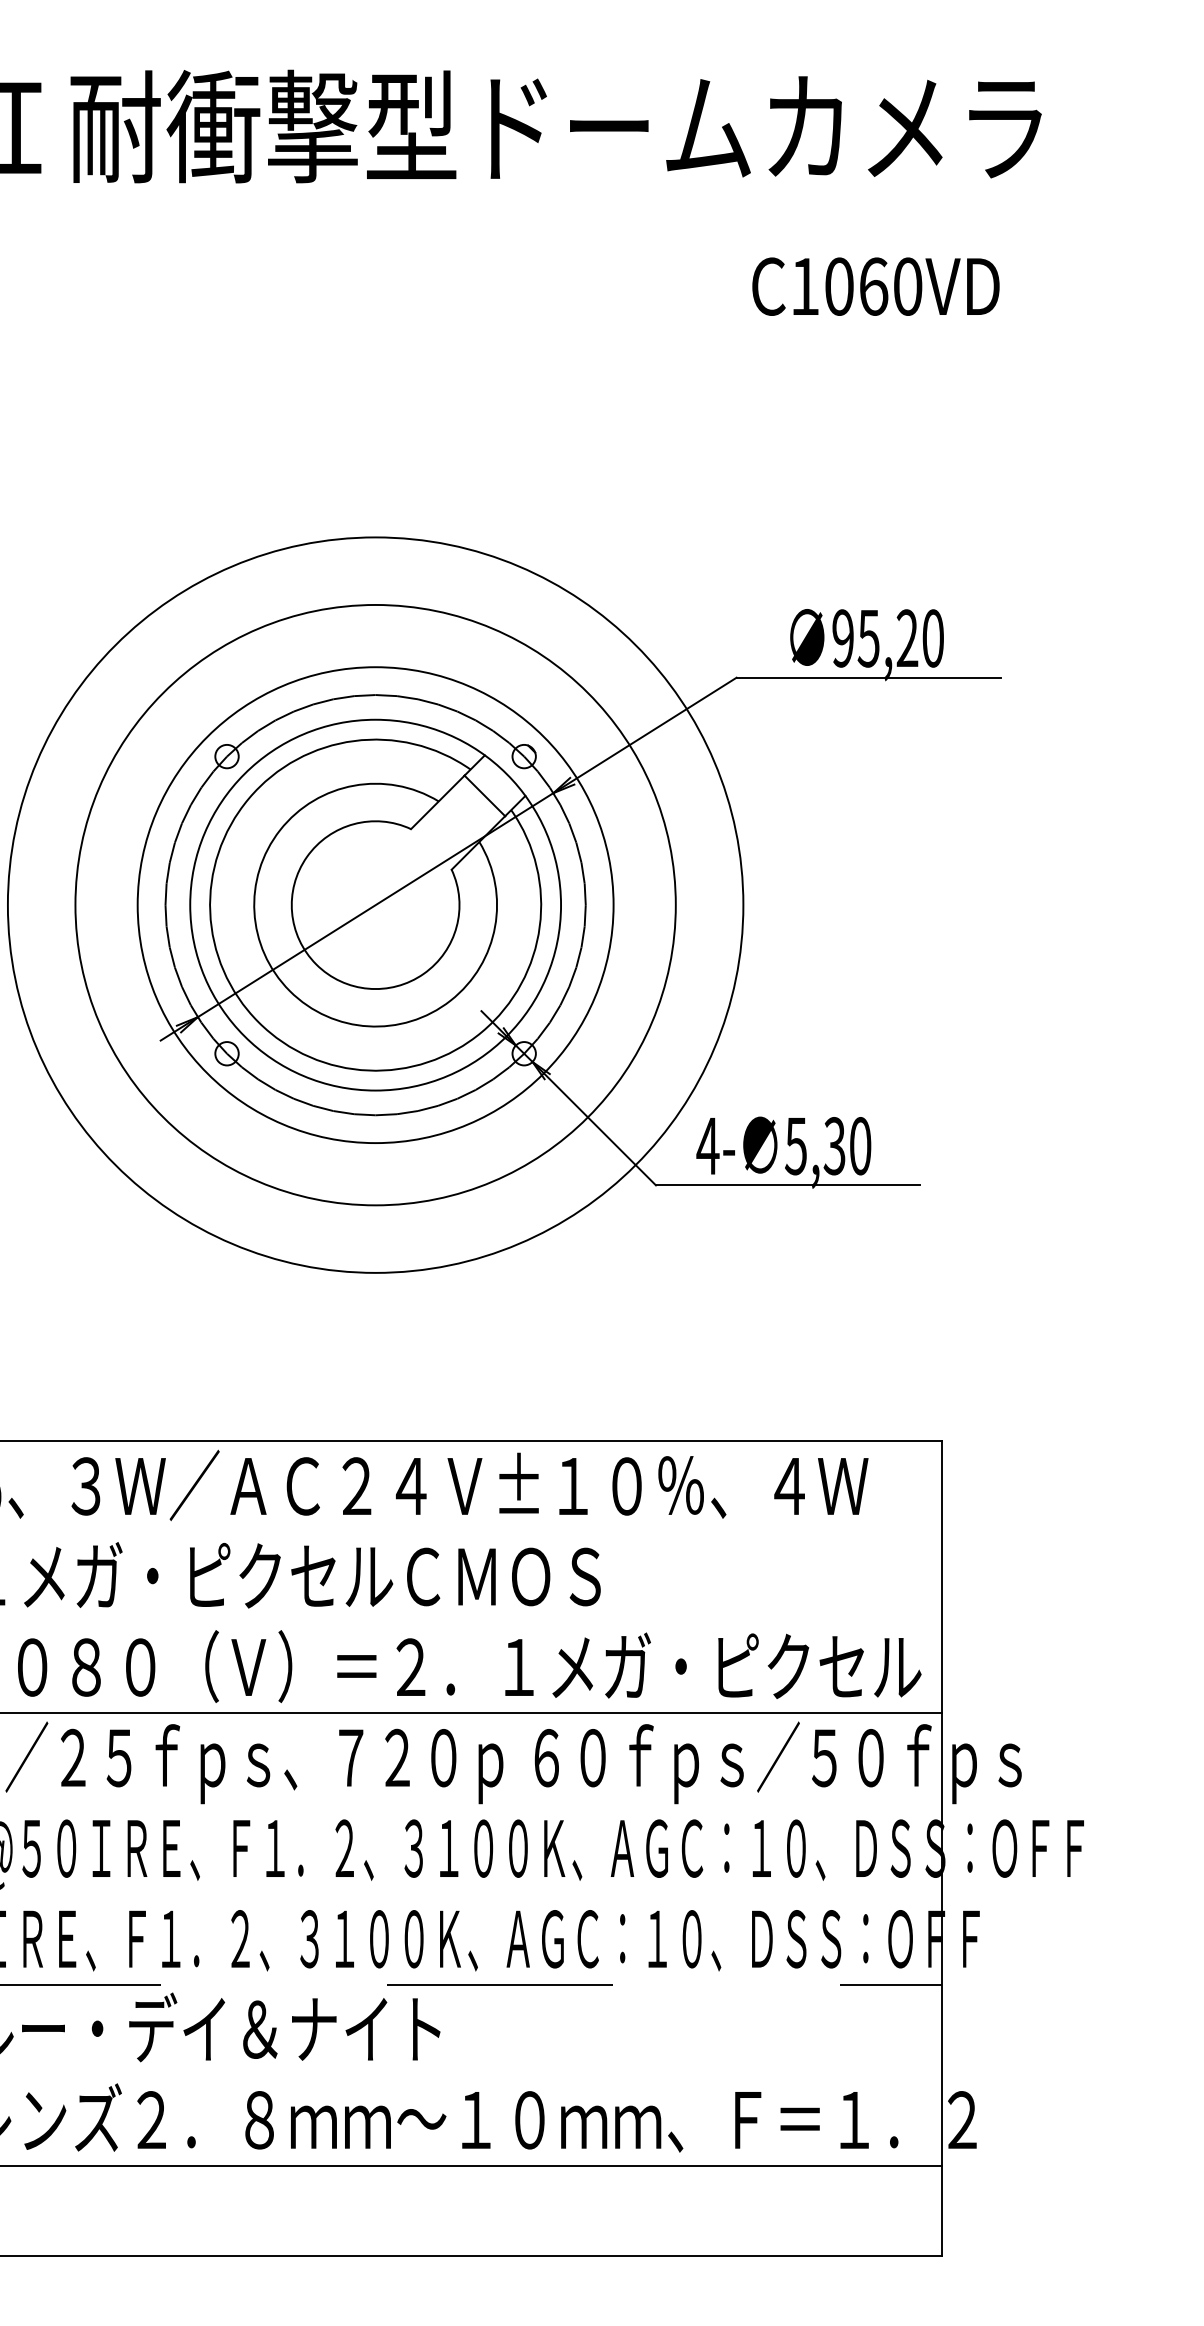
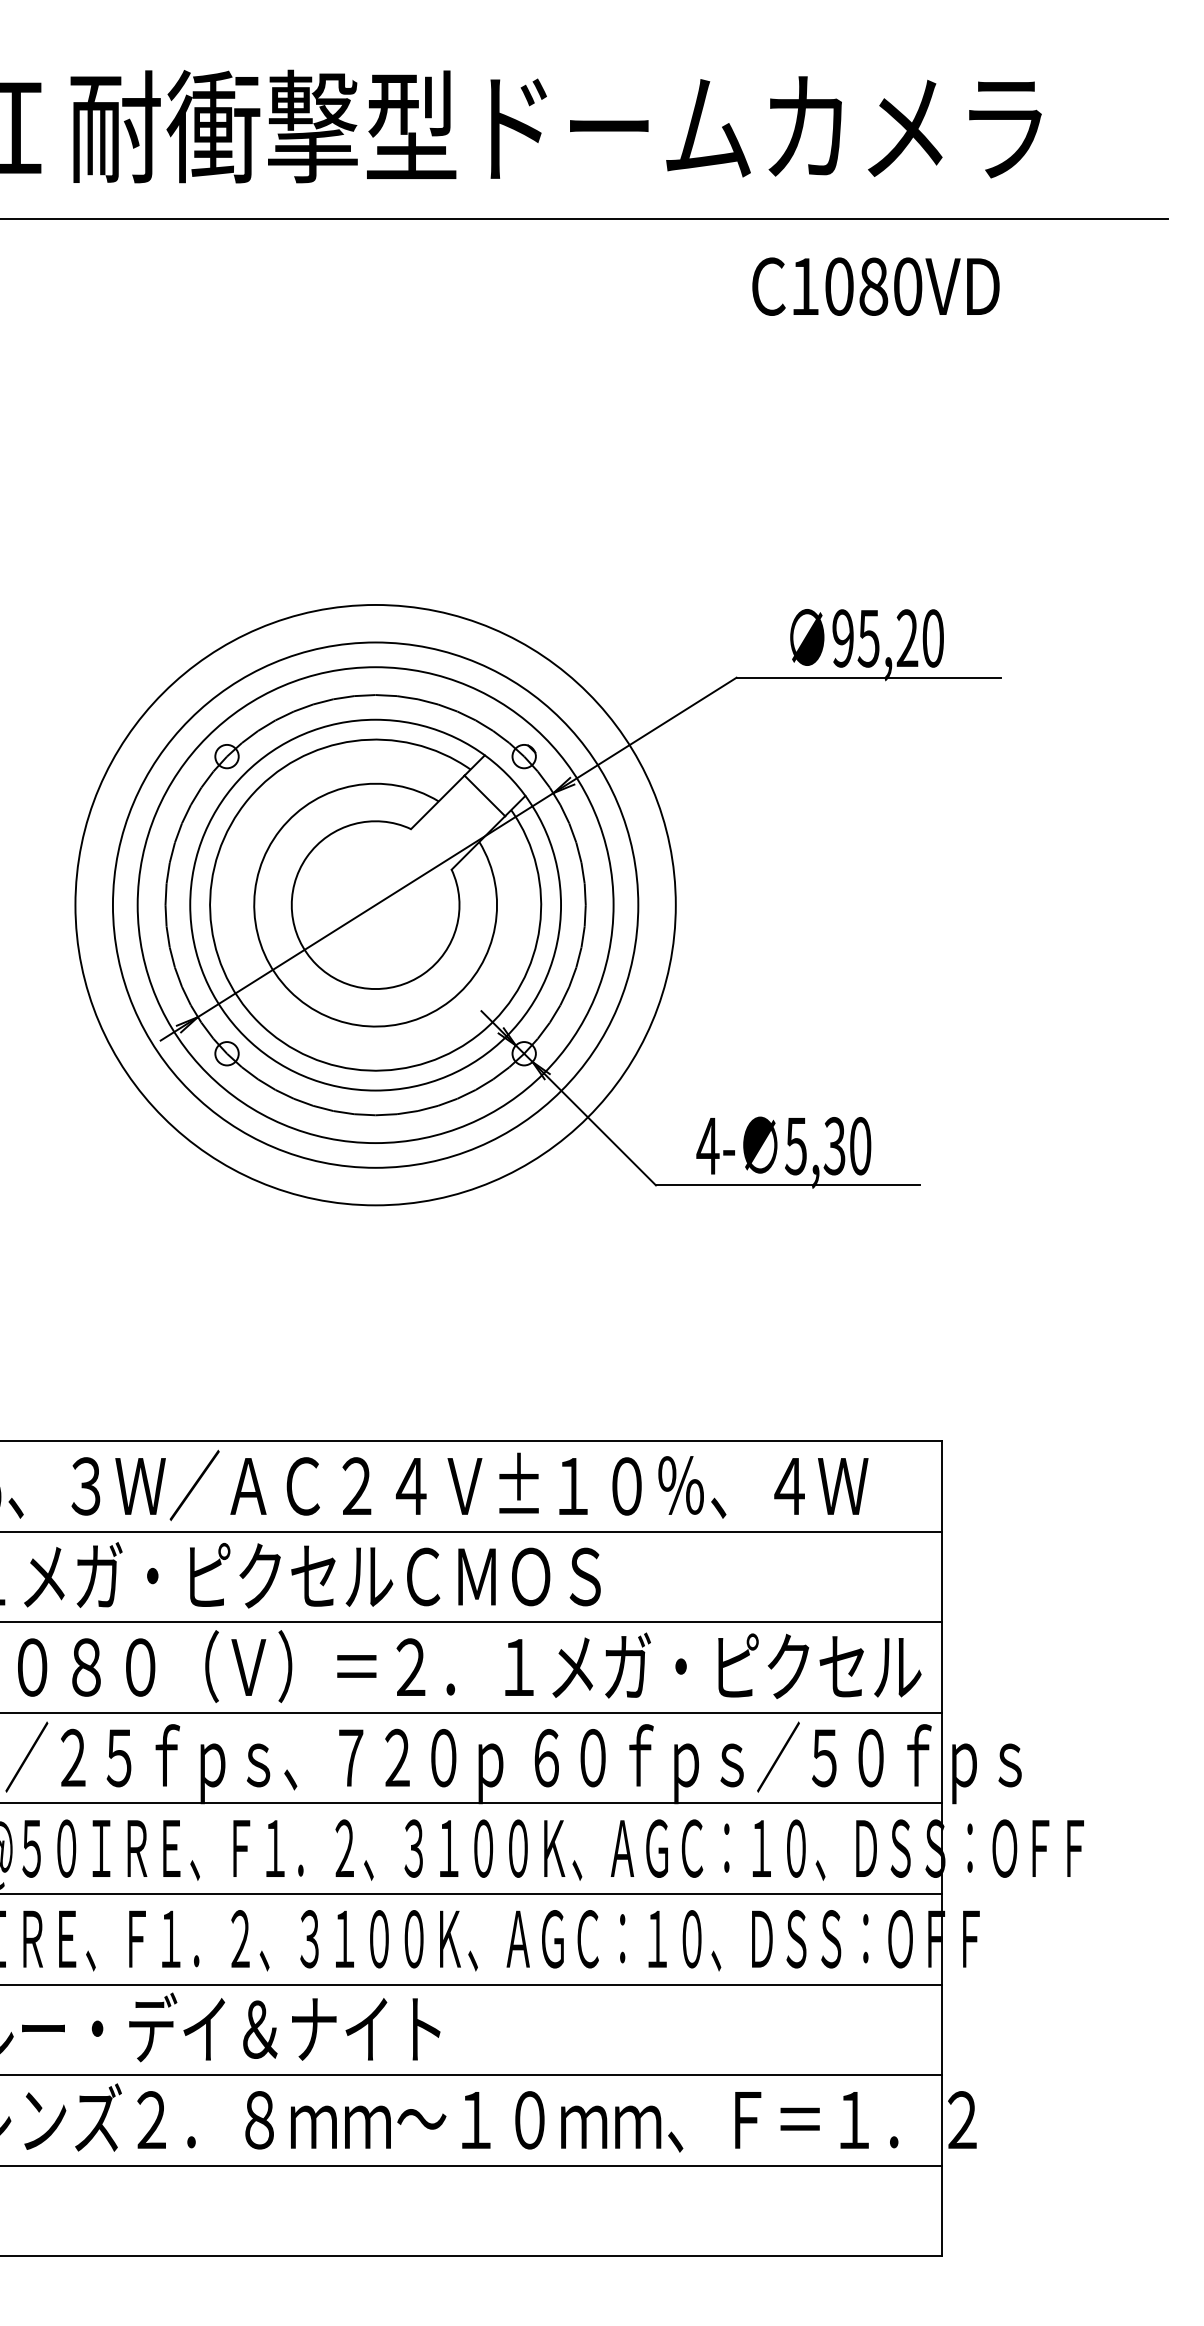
line: none -> present (584, 218)
text: C1060VD -> C1080VD (873, 286)
circle diameter: 735 px -> 525 px (375, 904)
line: none -> present (471, 1531)
line: none -> present (471, 1622)
line: none -> present (471, 1803)
line: none -> present (471, 1894)
line: dashed -> solid (470, 1984)
line: none -> present (471, 2075)
